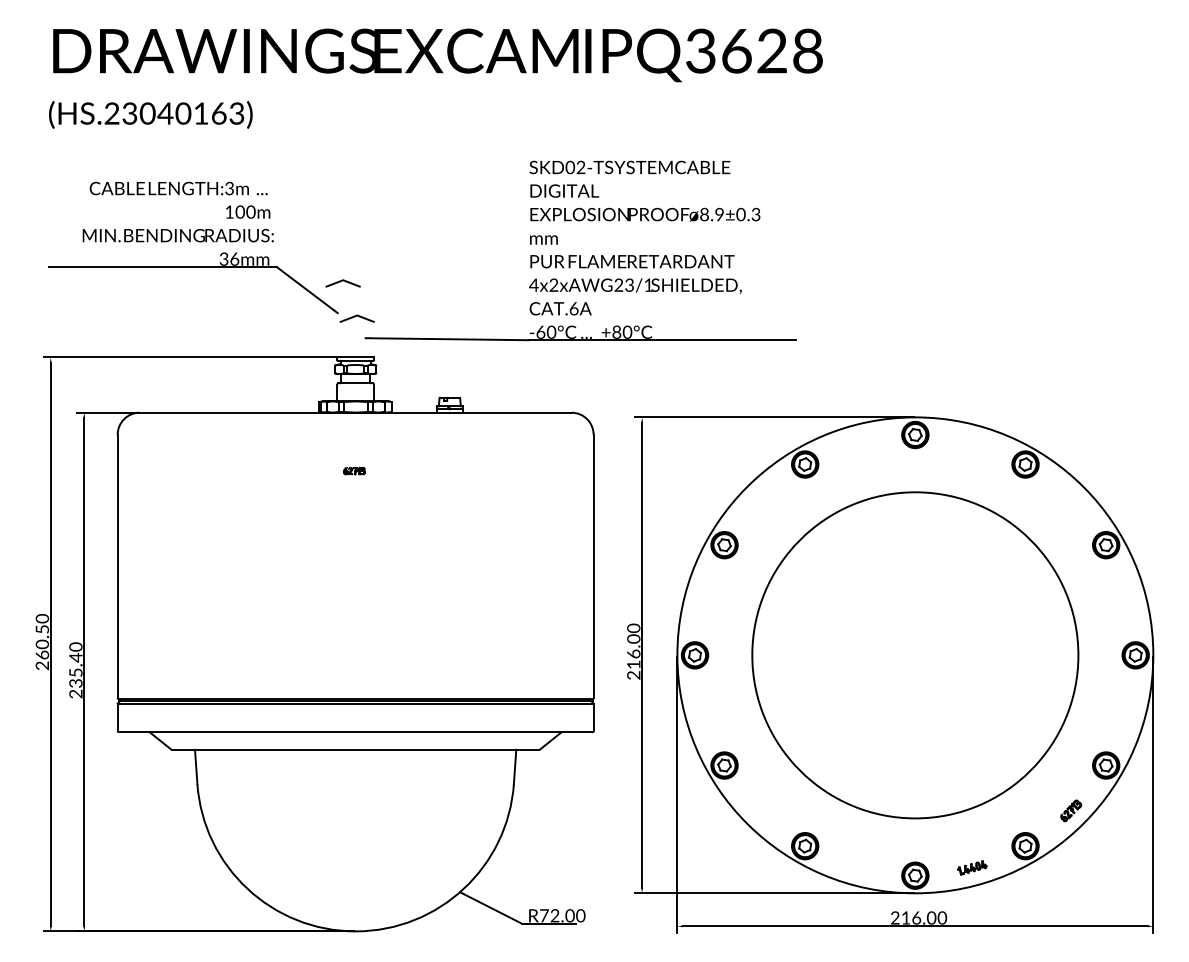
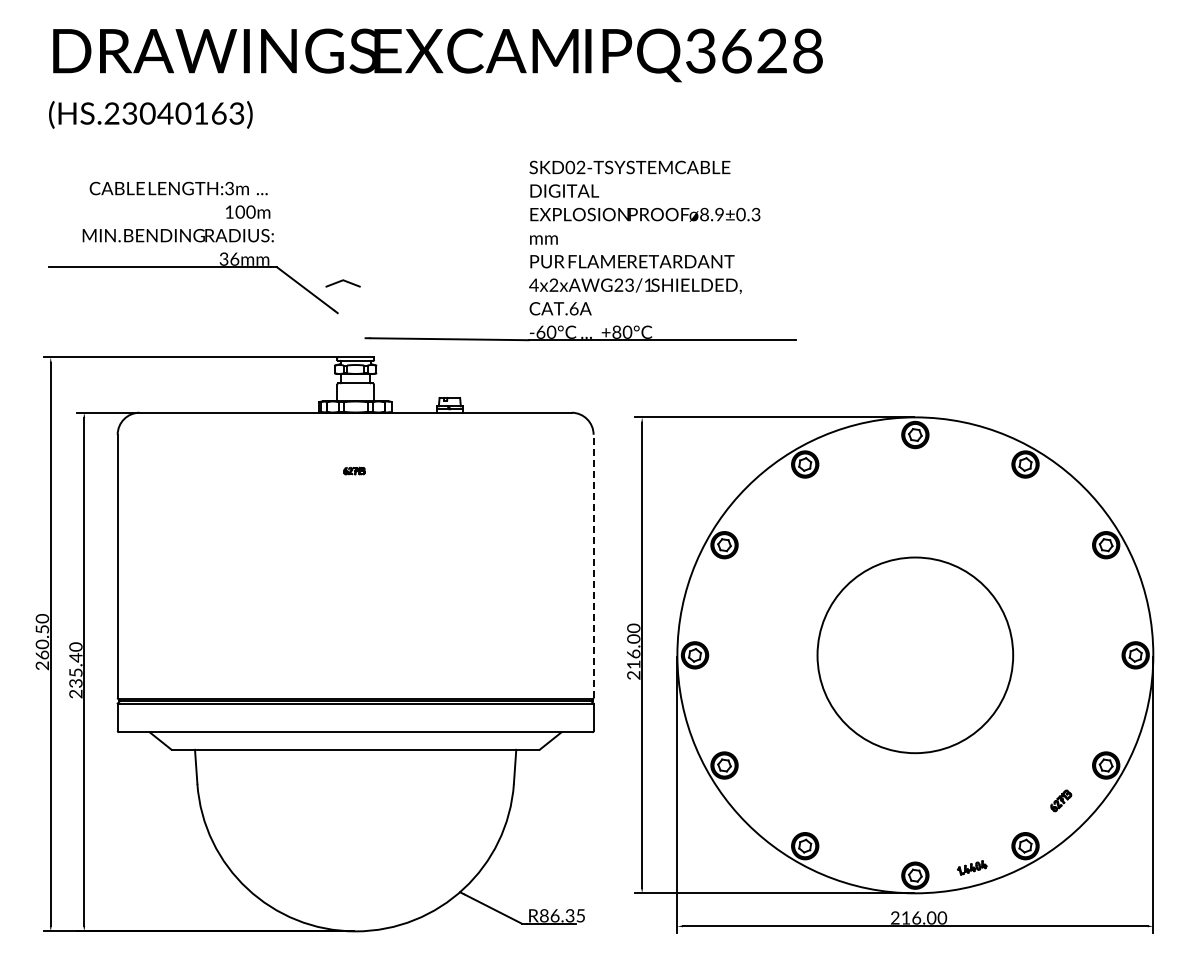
line: present -> none (355, 317)
line: solid -> dashed (593, 566)
circle diameter: 326 px -> 196 px (915, 655)
part position: (1071, 810) -> (1061, 800) (1061, 800)
text: R72.00 -> R86.35 (562, 915)
